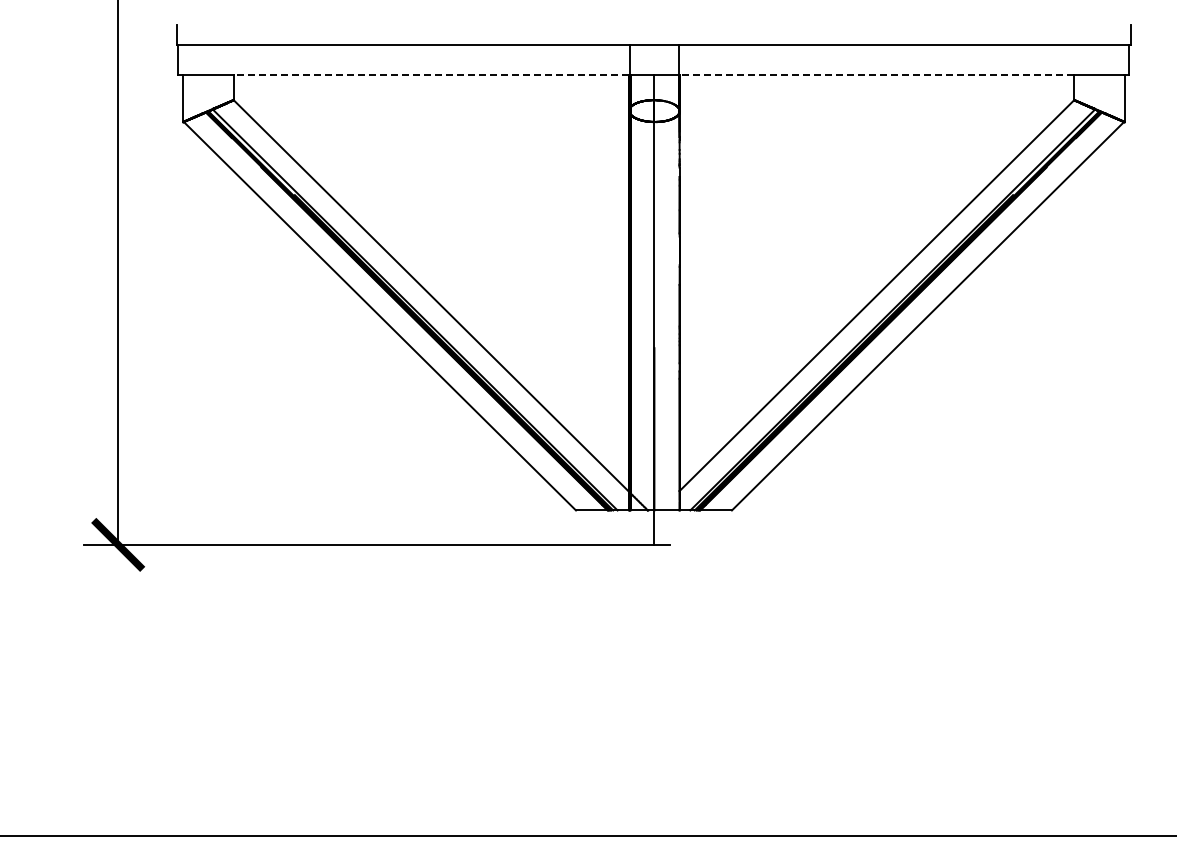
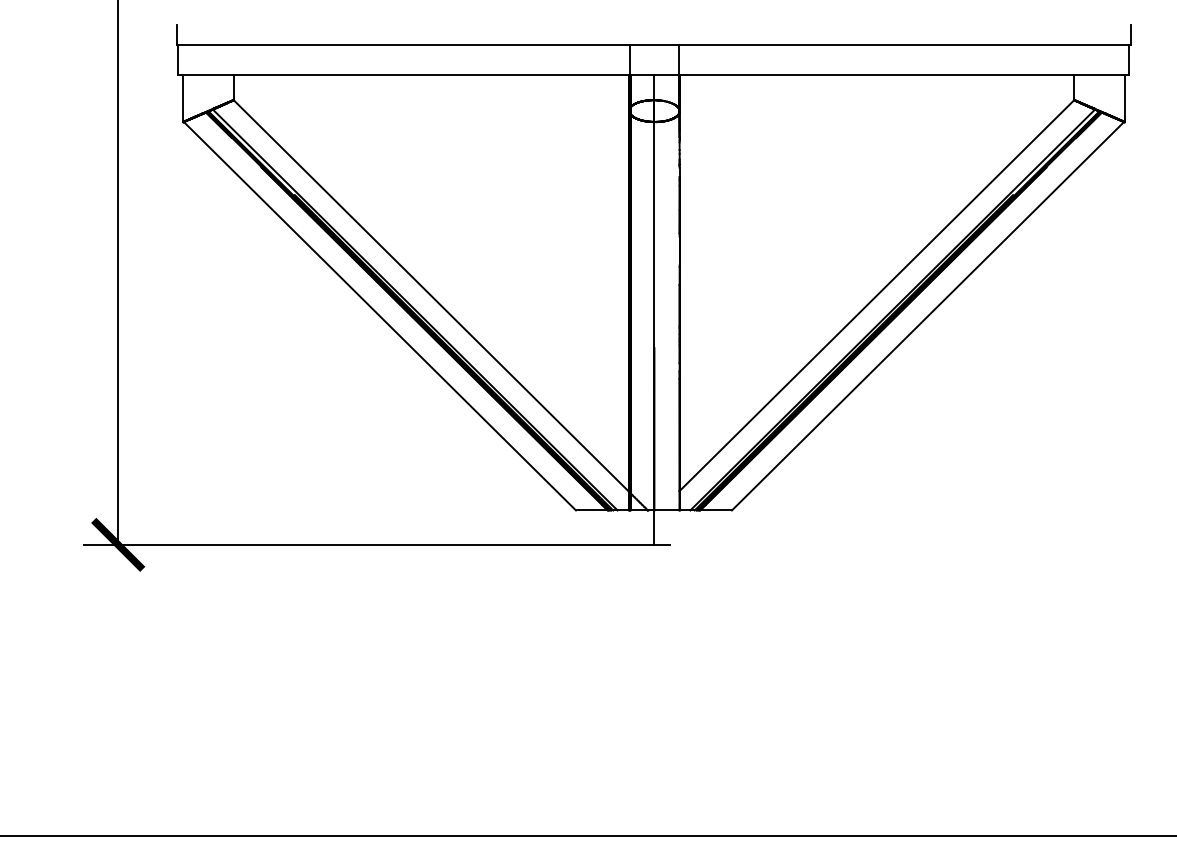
line: dashed -> solid (431, 75)
line: dashed -> solid (876, 75)
